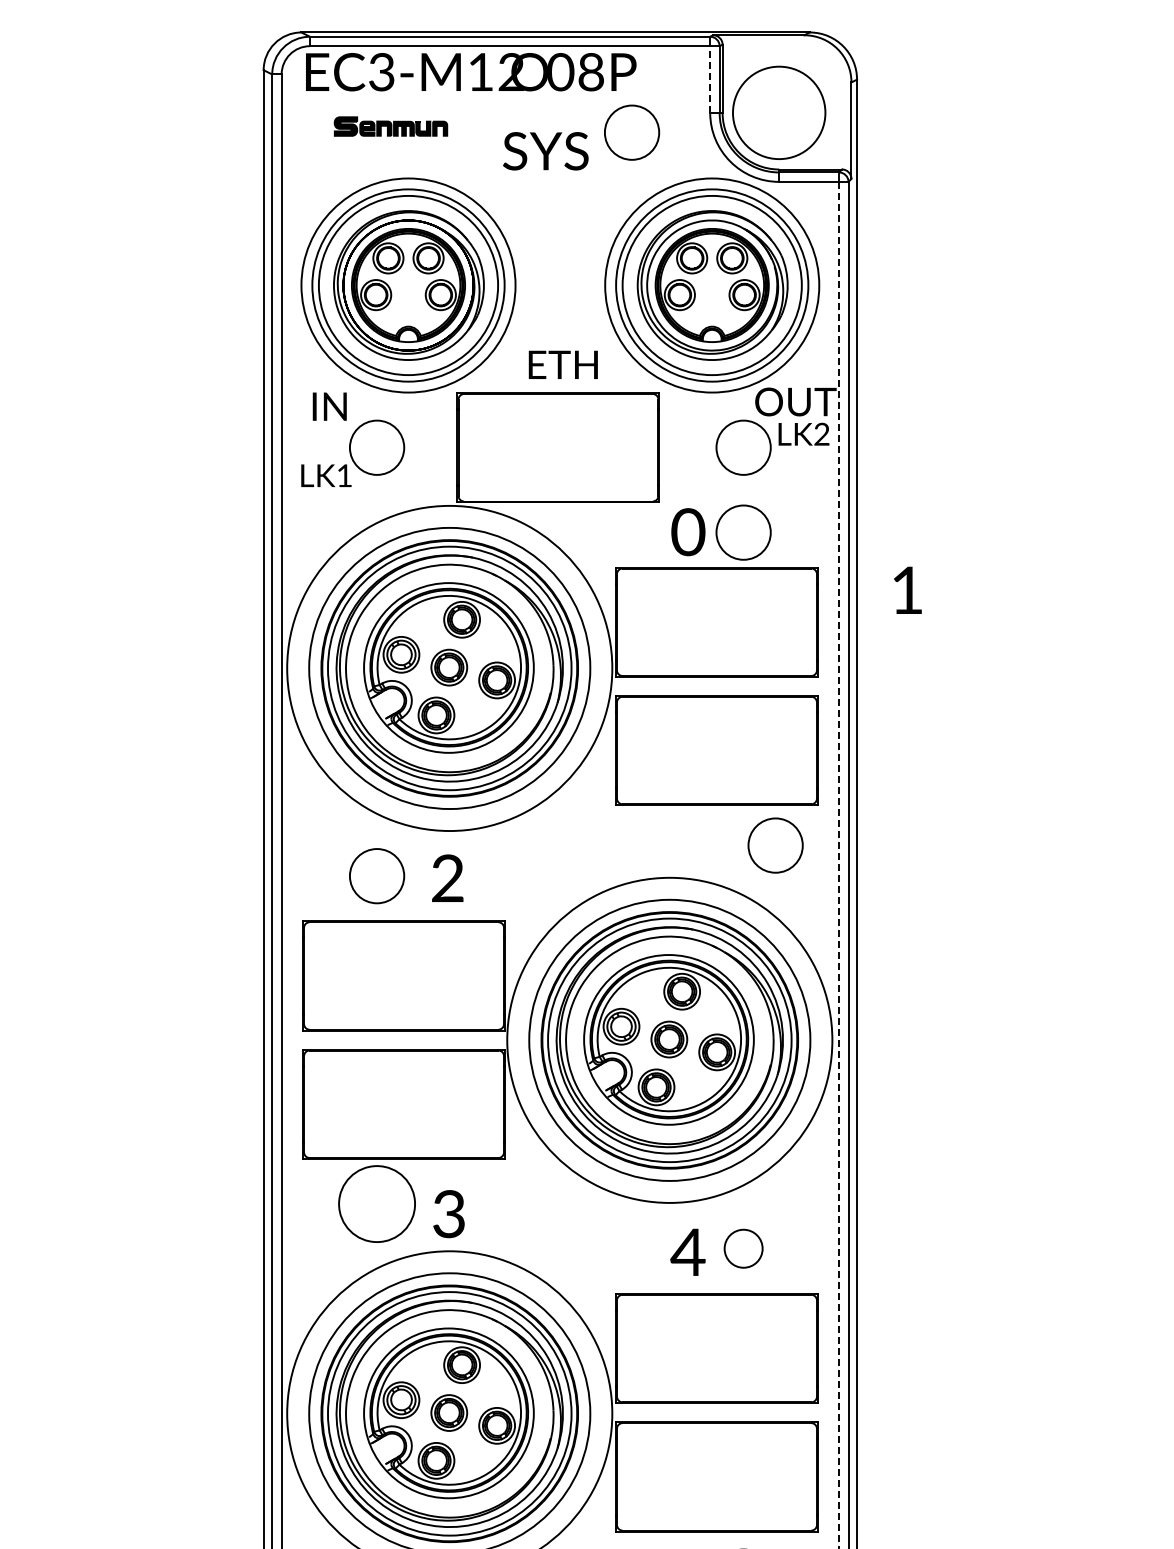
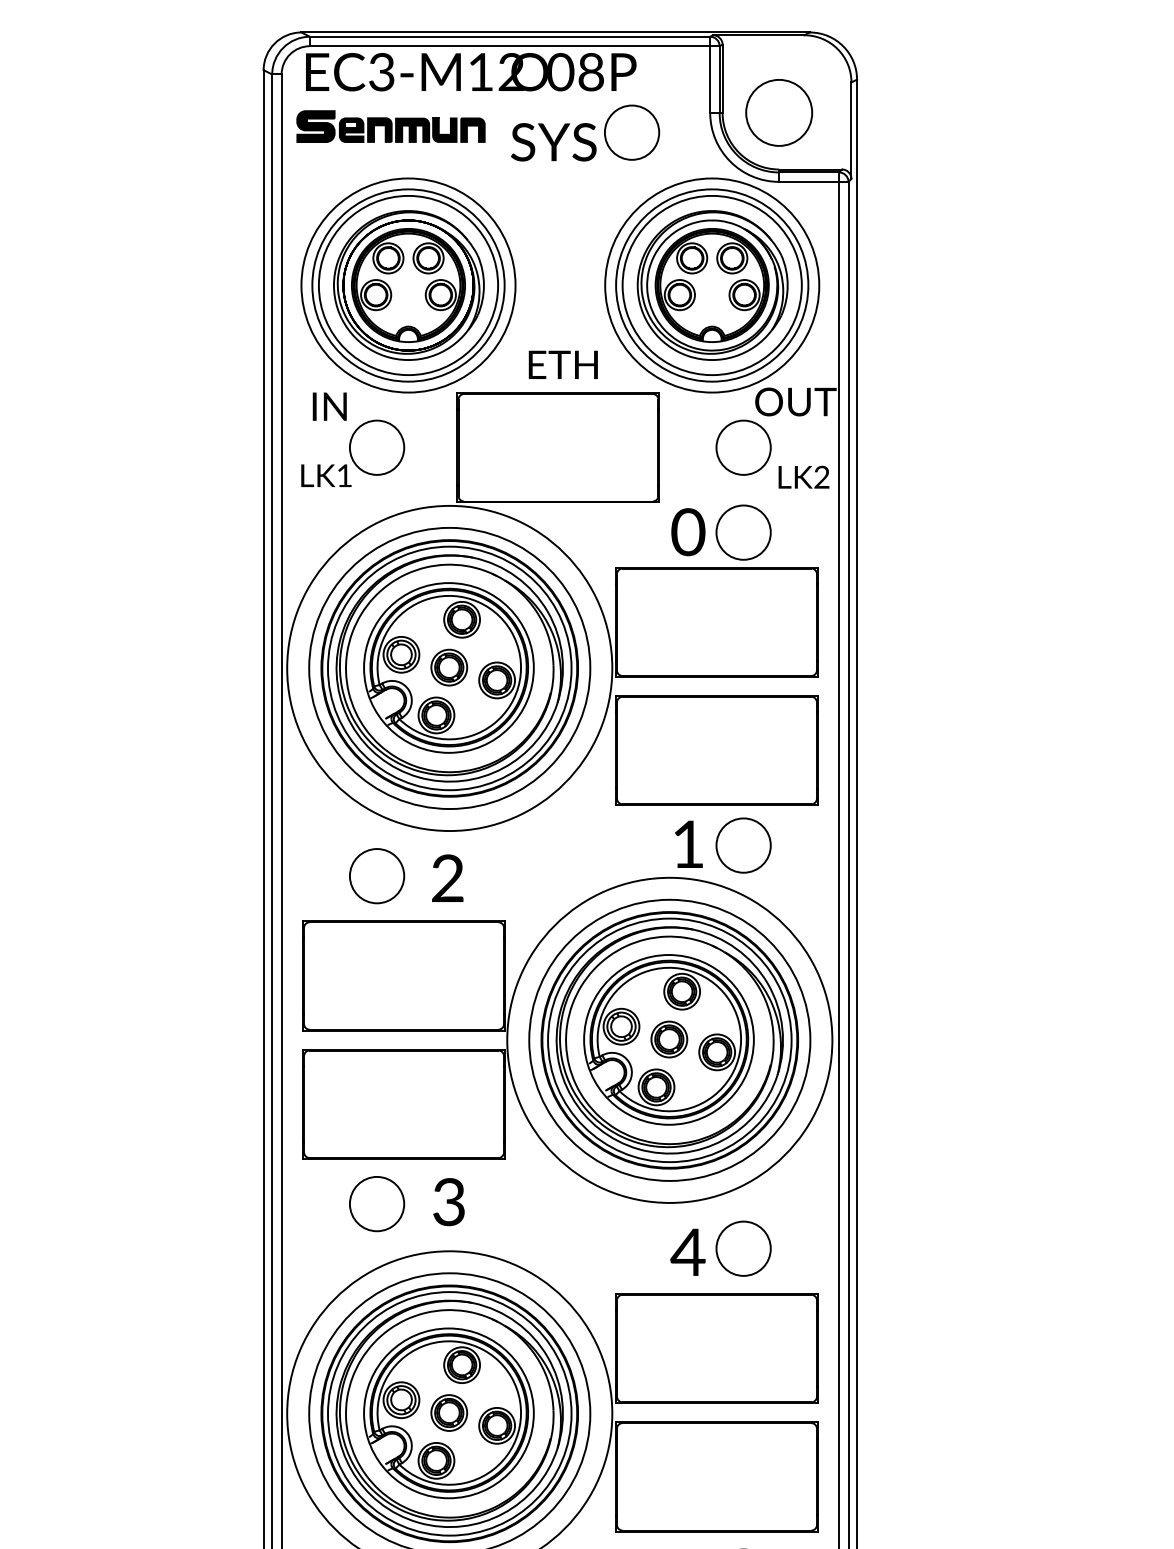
line: dashed -> solid (710, 79)
circle diameter: 92 px -> 66 px (779, 112)
part size: 116x21 px -> 190x33 px (390, 126)
text position: (545, 151) -> (553, 142) (553, 142)
text position: (803, 433) -> (803, 476) (803, 476)
text position: (907, 589) -> (688, 843) (688, 843)
circle position: (775, 845) -> (743, 845) (743, 845)
line: dashed -> solid (839, 865)
circle diameter: 76 px -> 54 px (376, 1203)
text position: (448, 1214) -> (448, 1202) (448, 1202)
circle diameter: 38 px -> 54 px (743, 1248)
